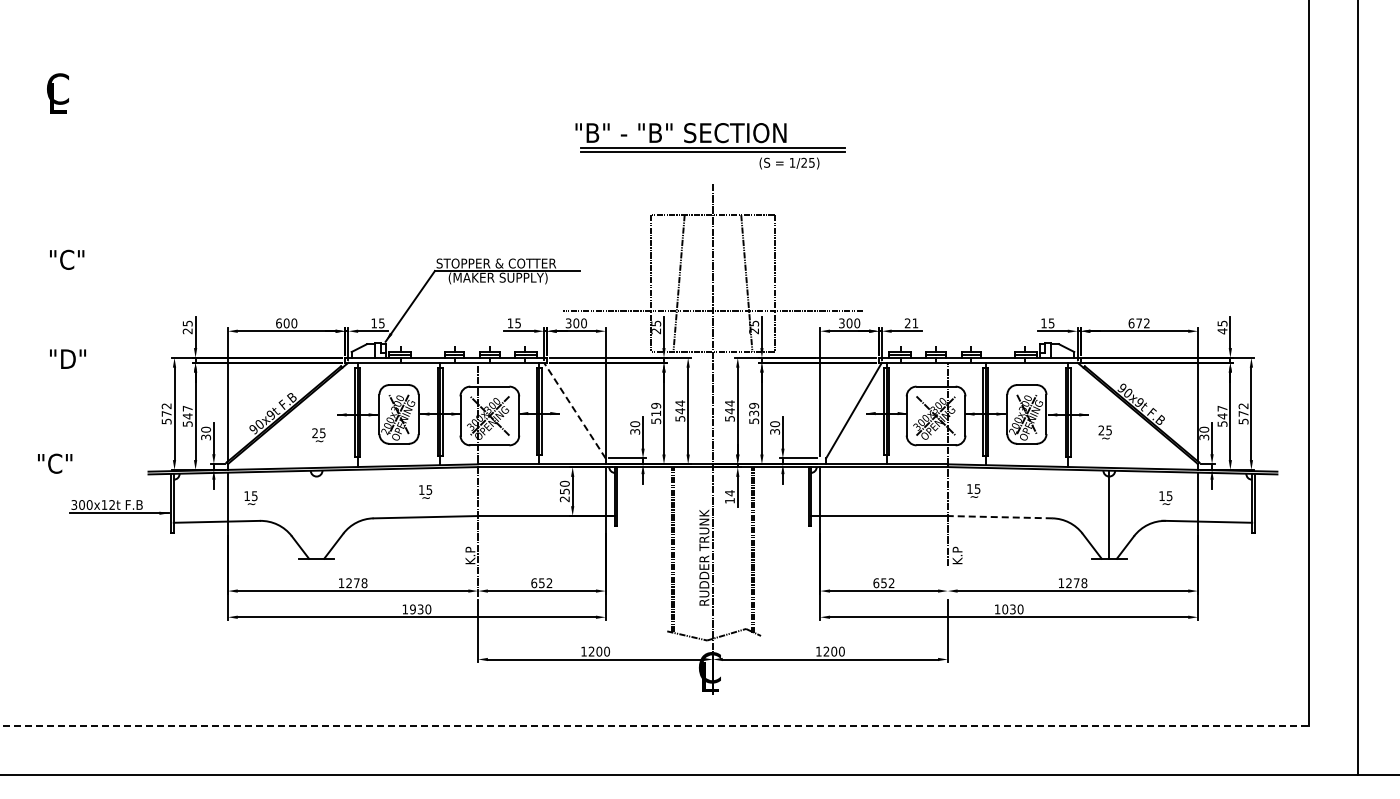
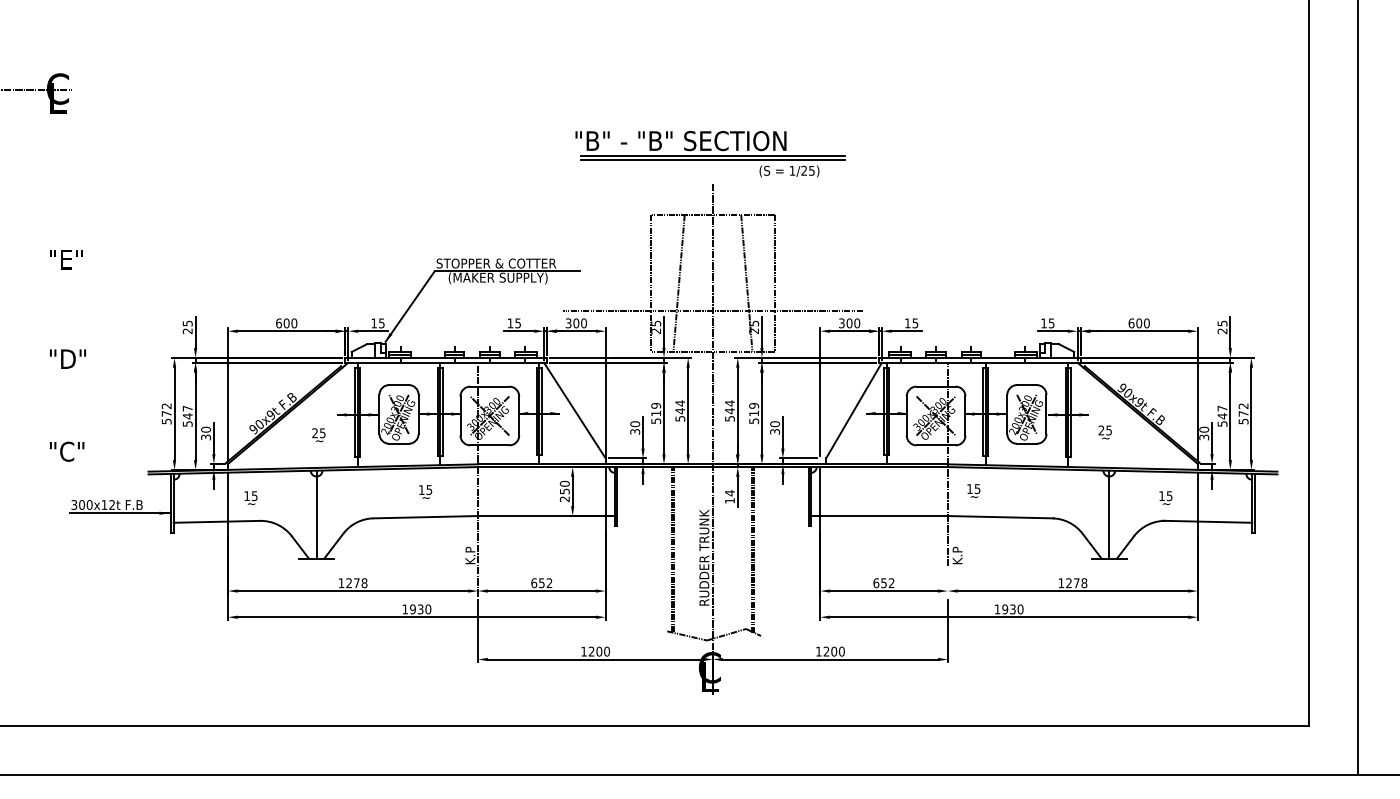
line: none -> present (37, 90)
part position: (710, 146) -> (710, 154) (710, 154)
text: "C" -> "E" (67, 259)
text: 21 -> 15 (911, 323)
text: 672 -> 600 (1142, 323)
text: 45 -> 25 (1222, 331)
line: dashed -> solid (574, 410)
text: 539 -> 519 (754, 413)
text position: (55, 463) -> (67, 451) (67, 451)
line: none -> present (316, 514)
line: dashed -> solid (1000, 517)
text: 1030 -> 1930 (1004, 609)
line: dashed -> solid (655, 726)
